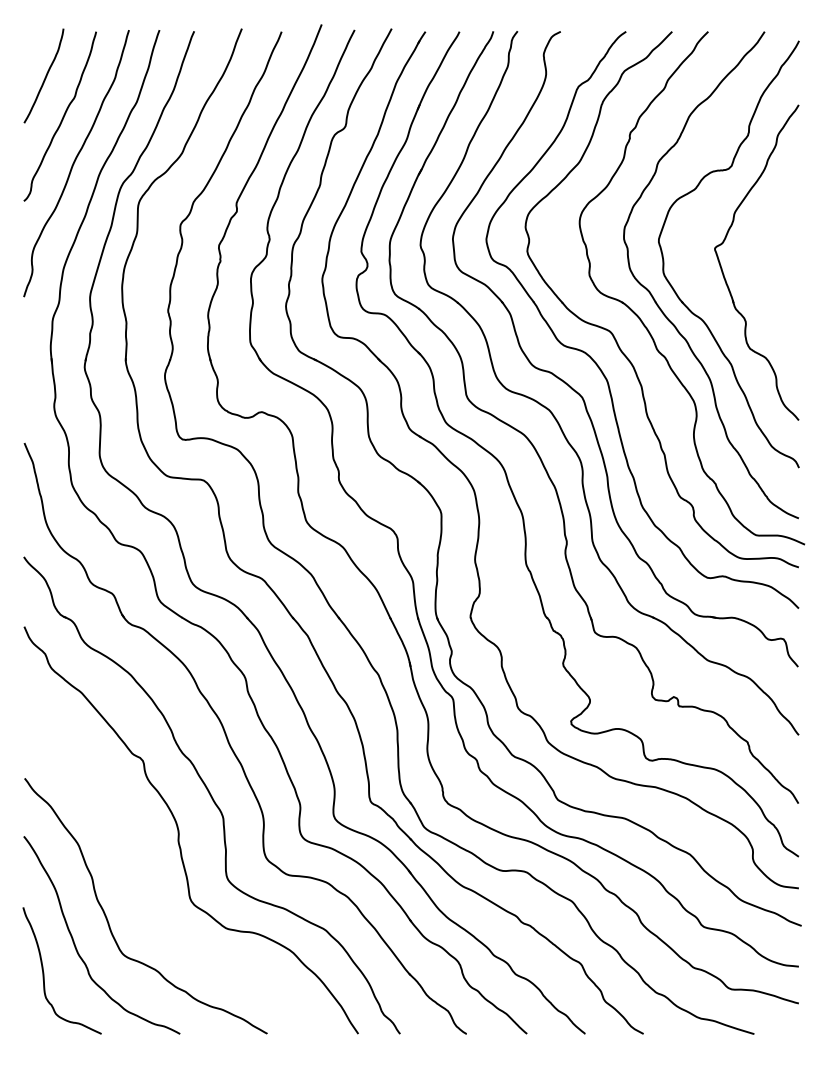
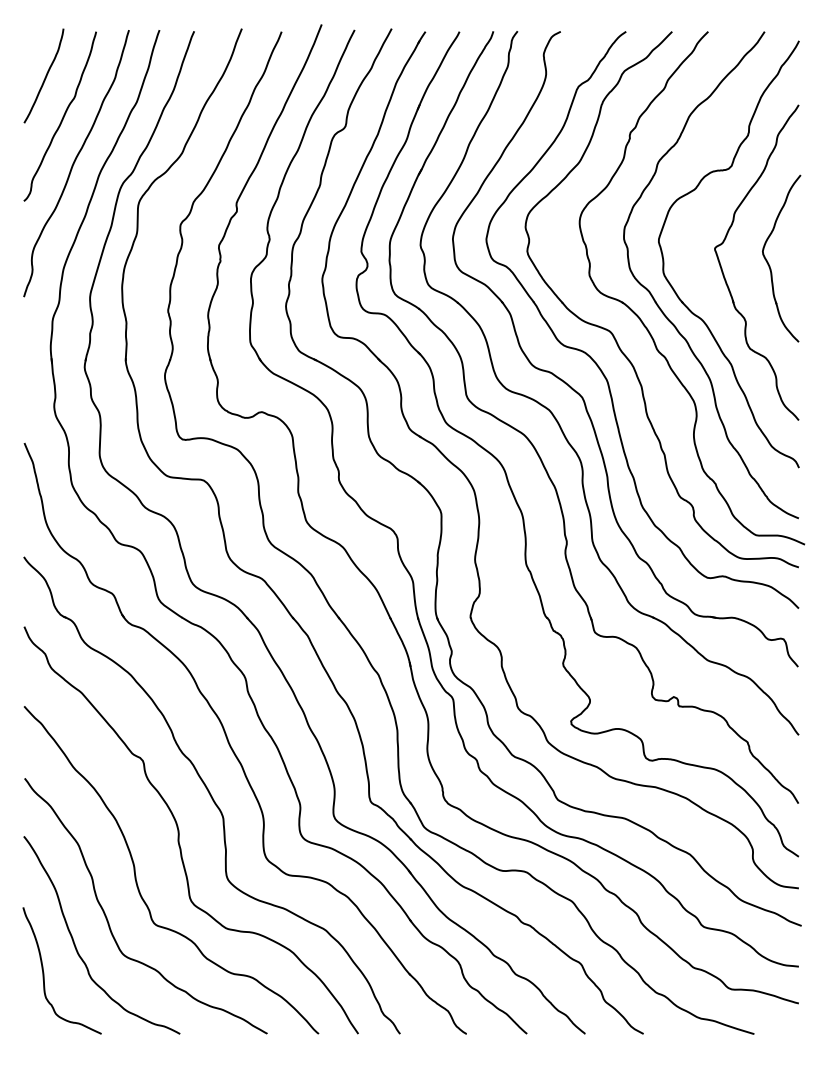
part: none -> present (769, 264)
curve: none -> present (136, 875)
